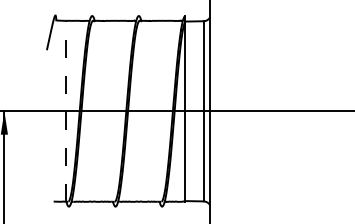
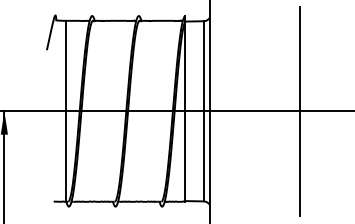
line: dashed -> solid (65, 110)
line: none -> present (299, 111)
